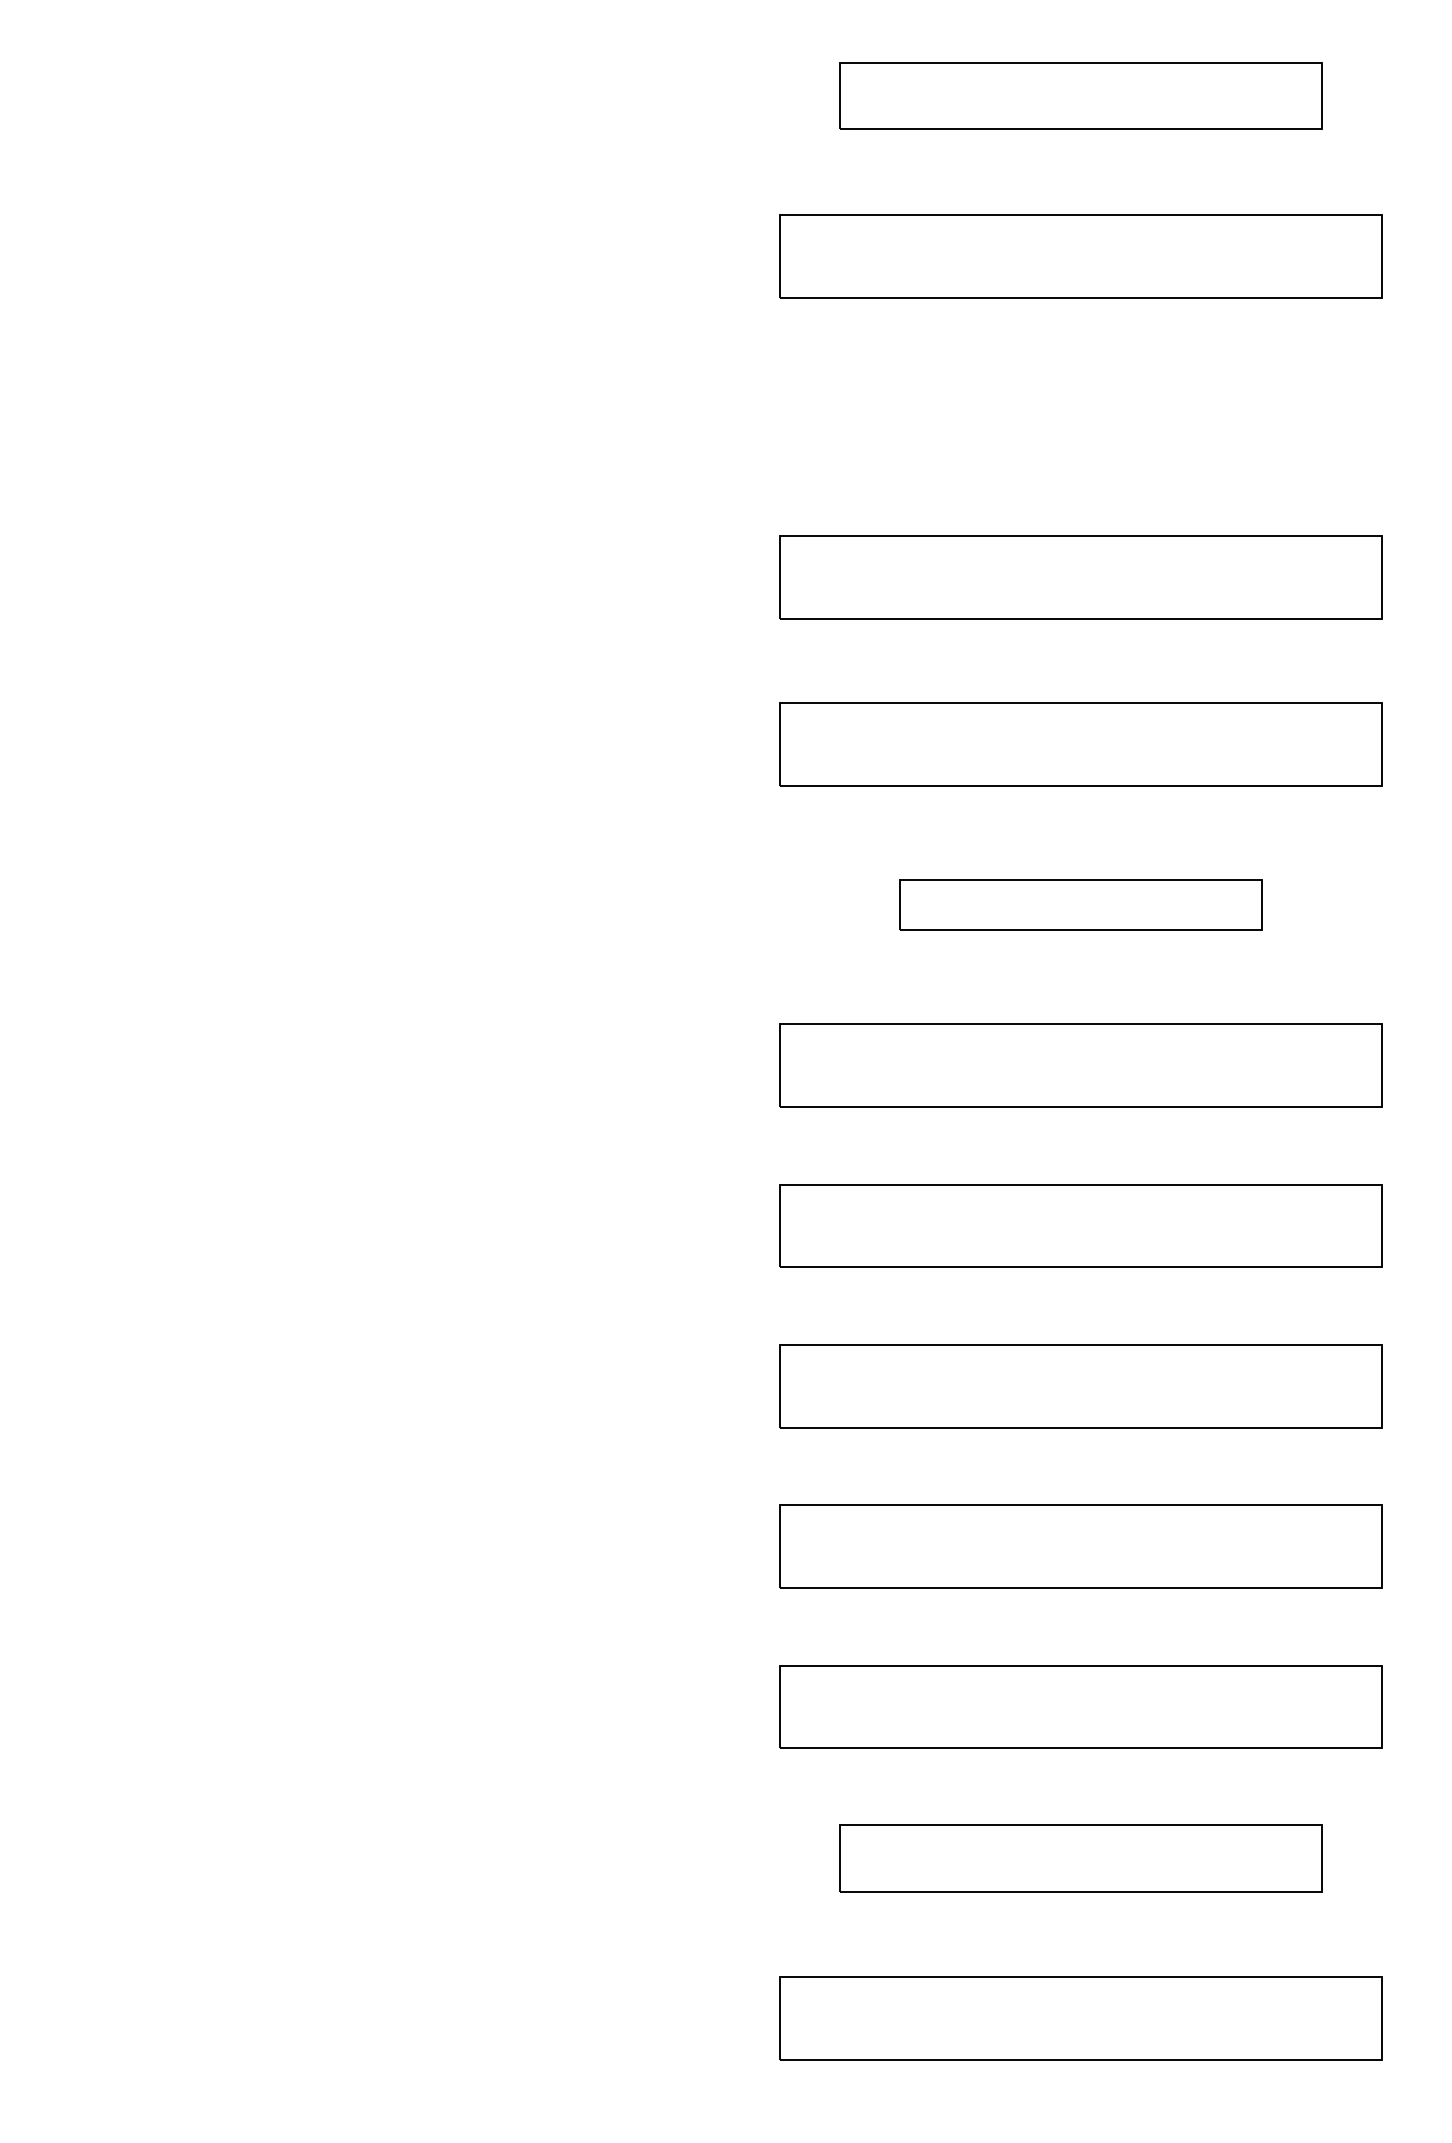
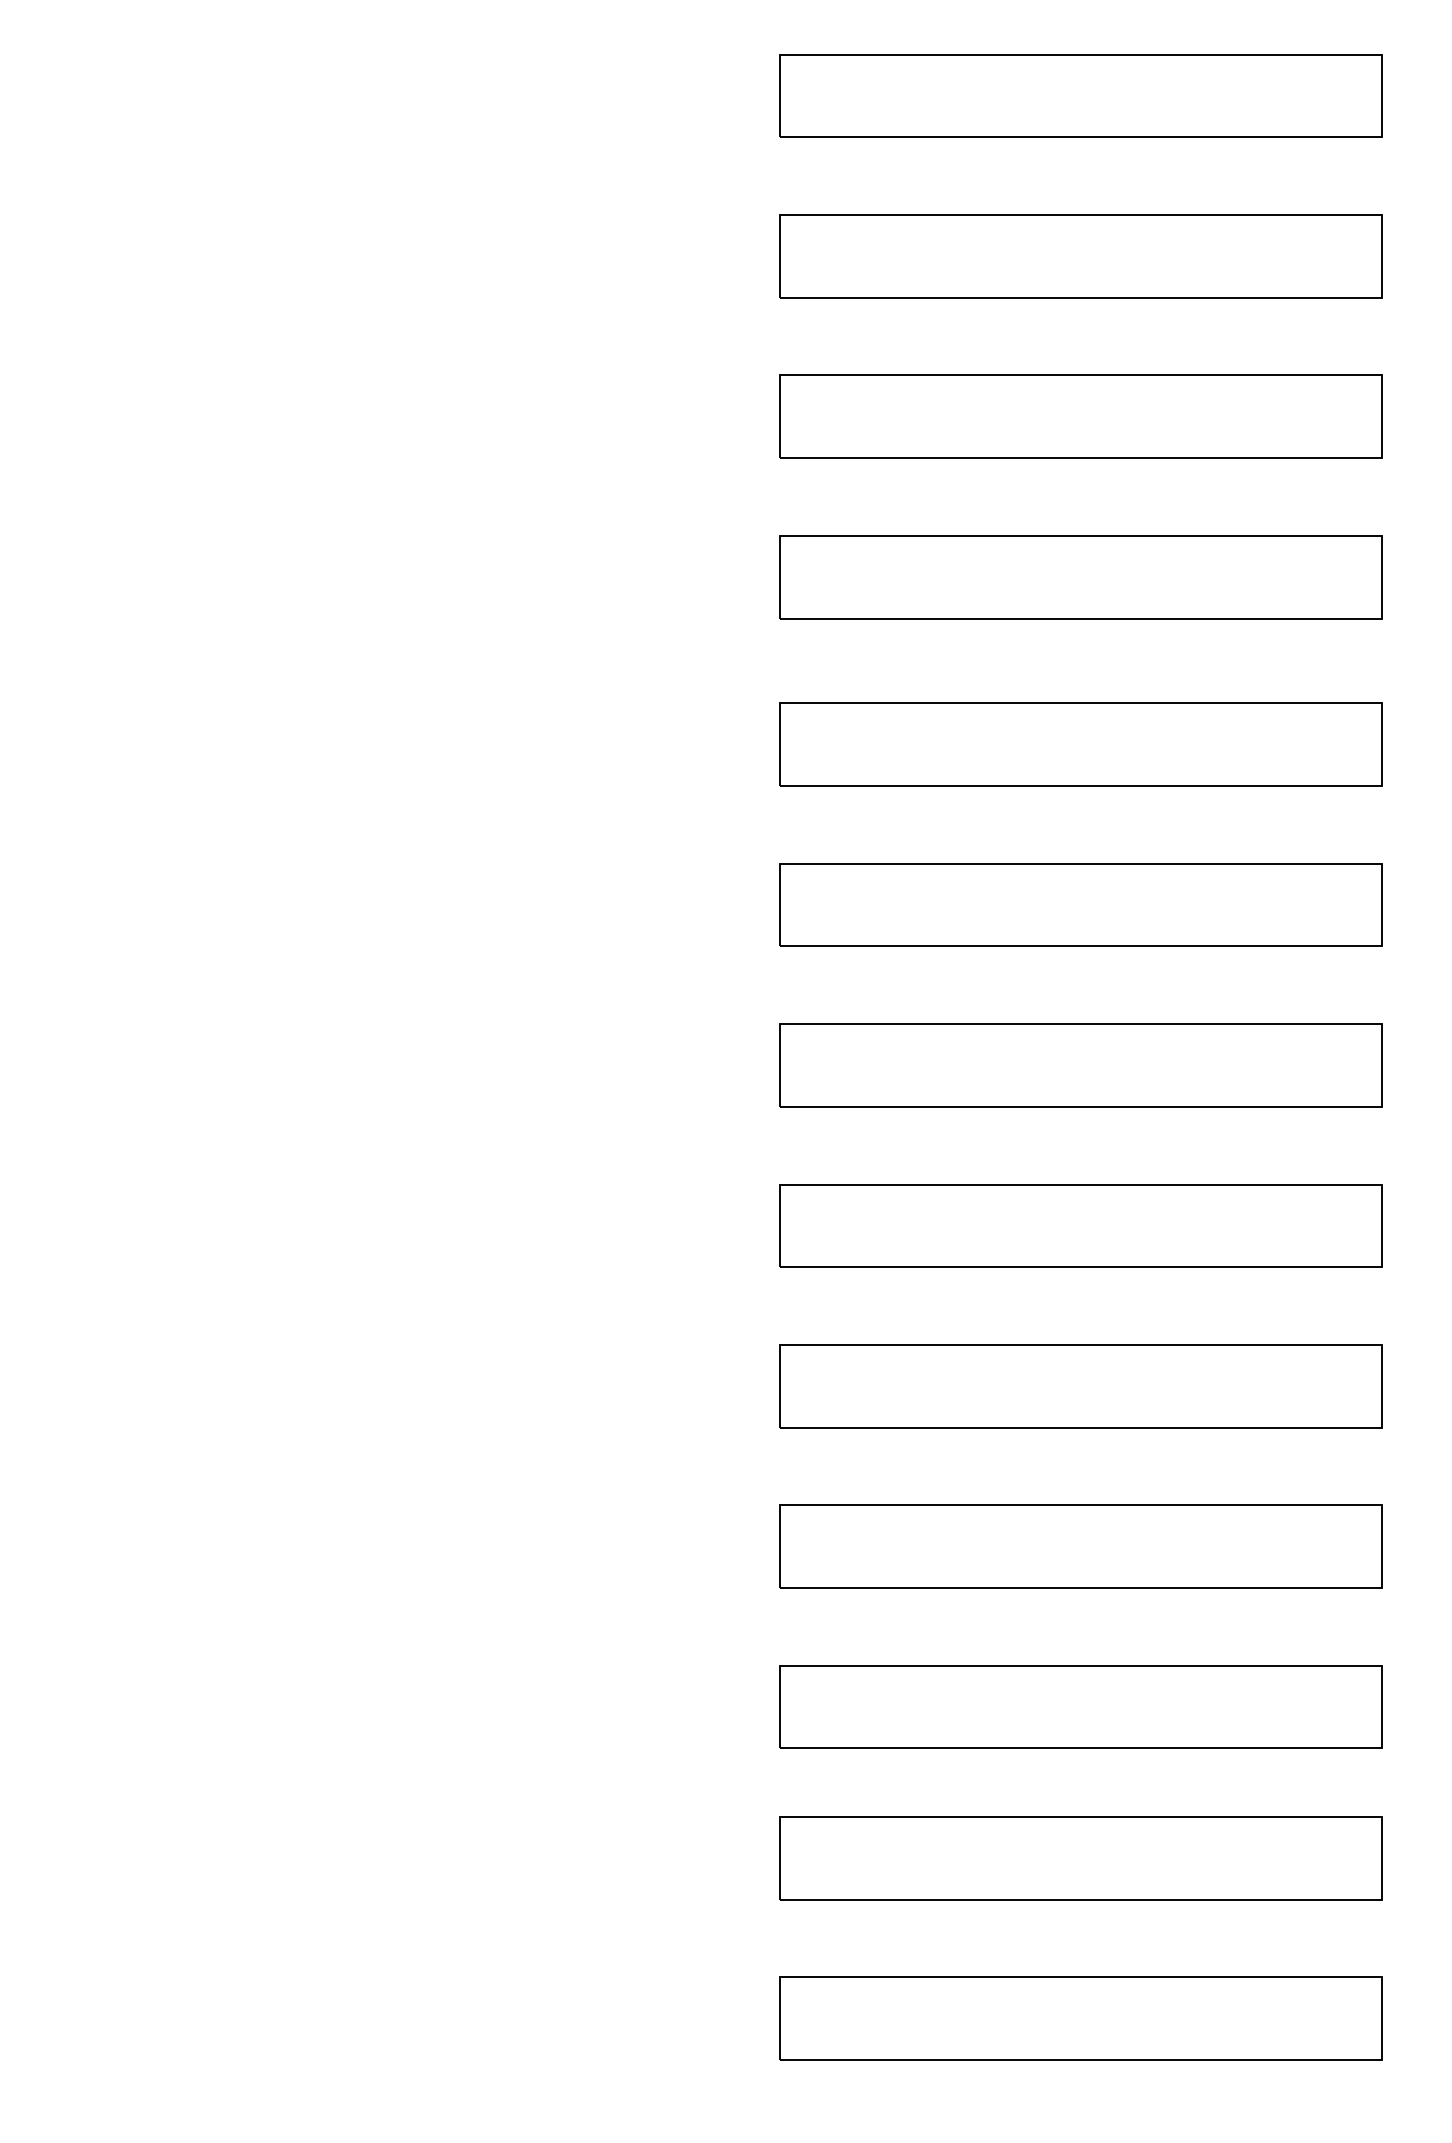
part size: 484x68 px -> 604x84 px (1080, 95)
part: none -> present (1080, 416)
part size: 364x52 px -> 604x84 px (1080, 904)
part size: 484x69 px -> 604x85 px (1080, 1858)
